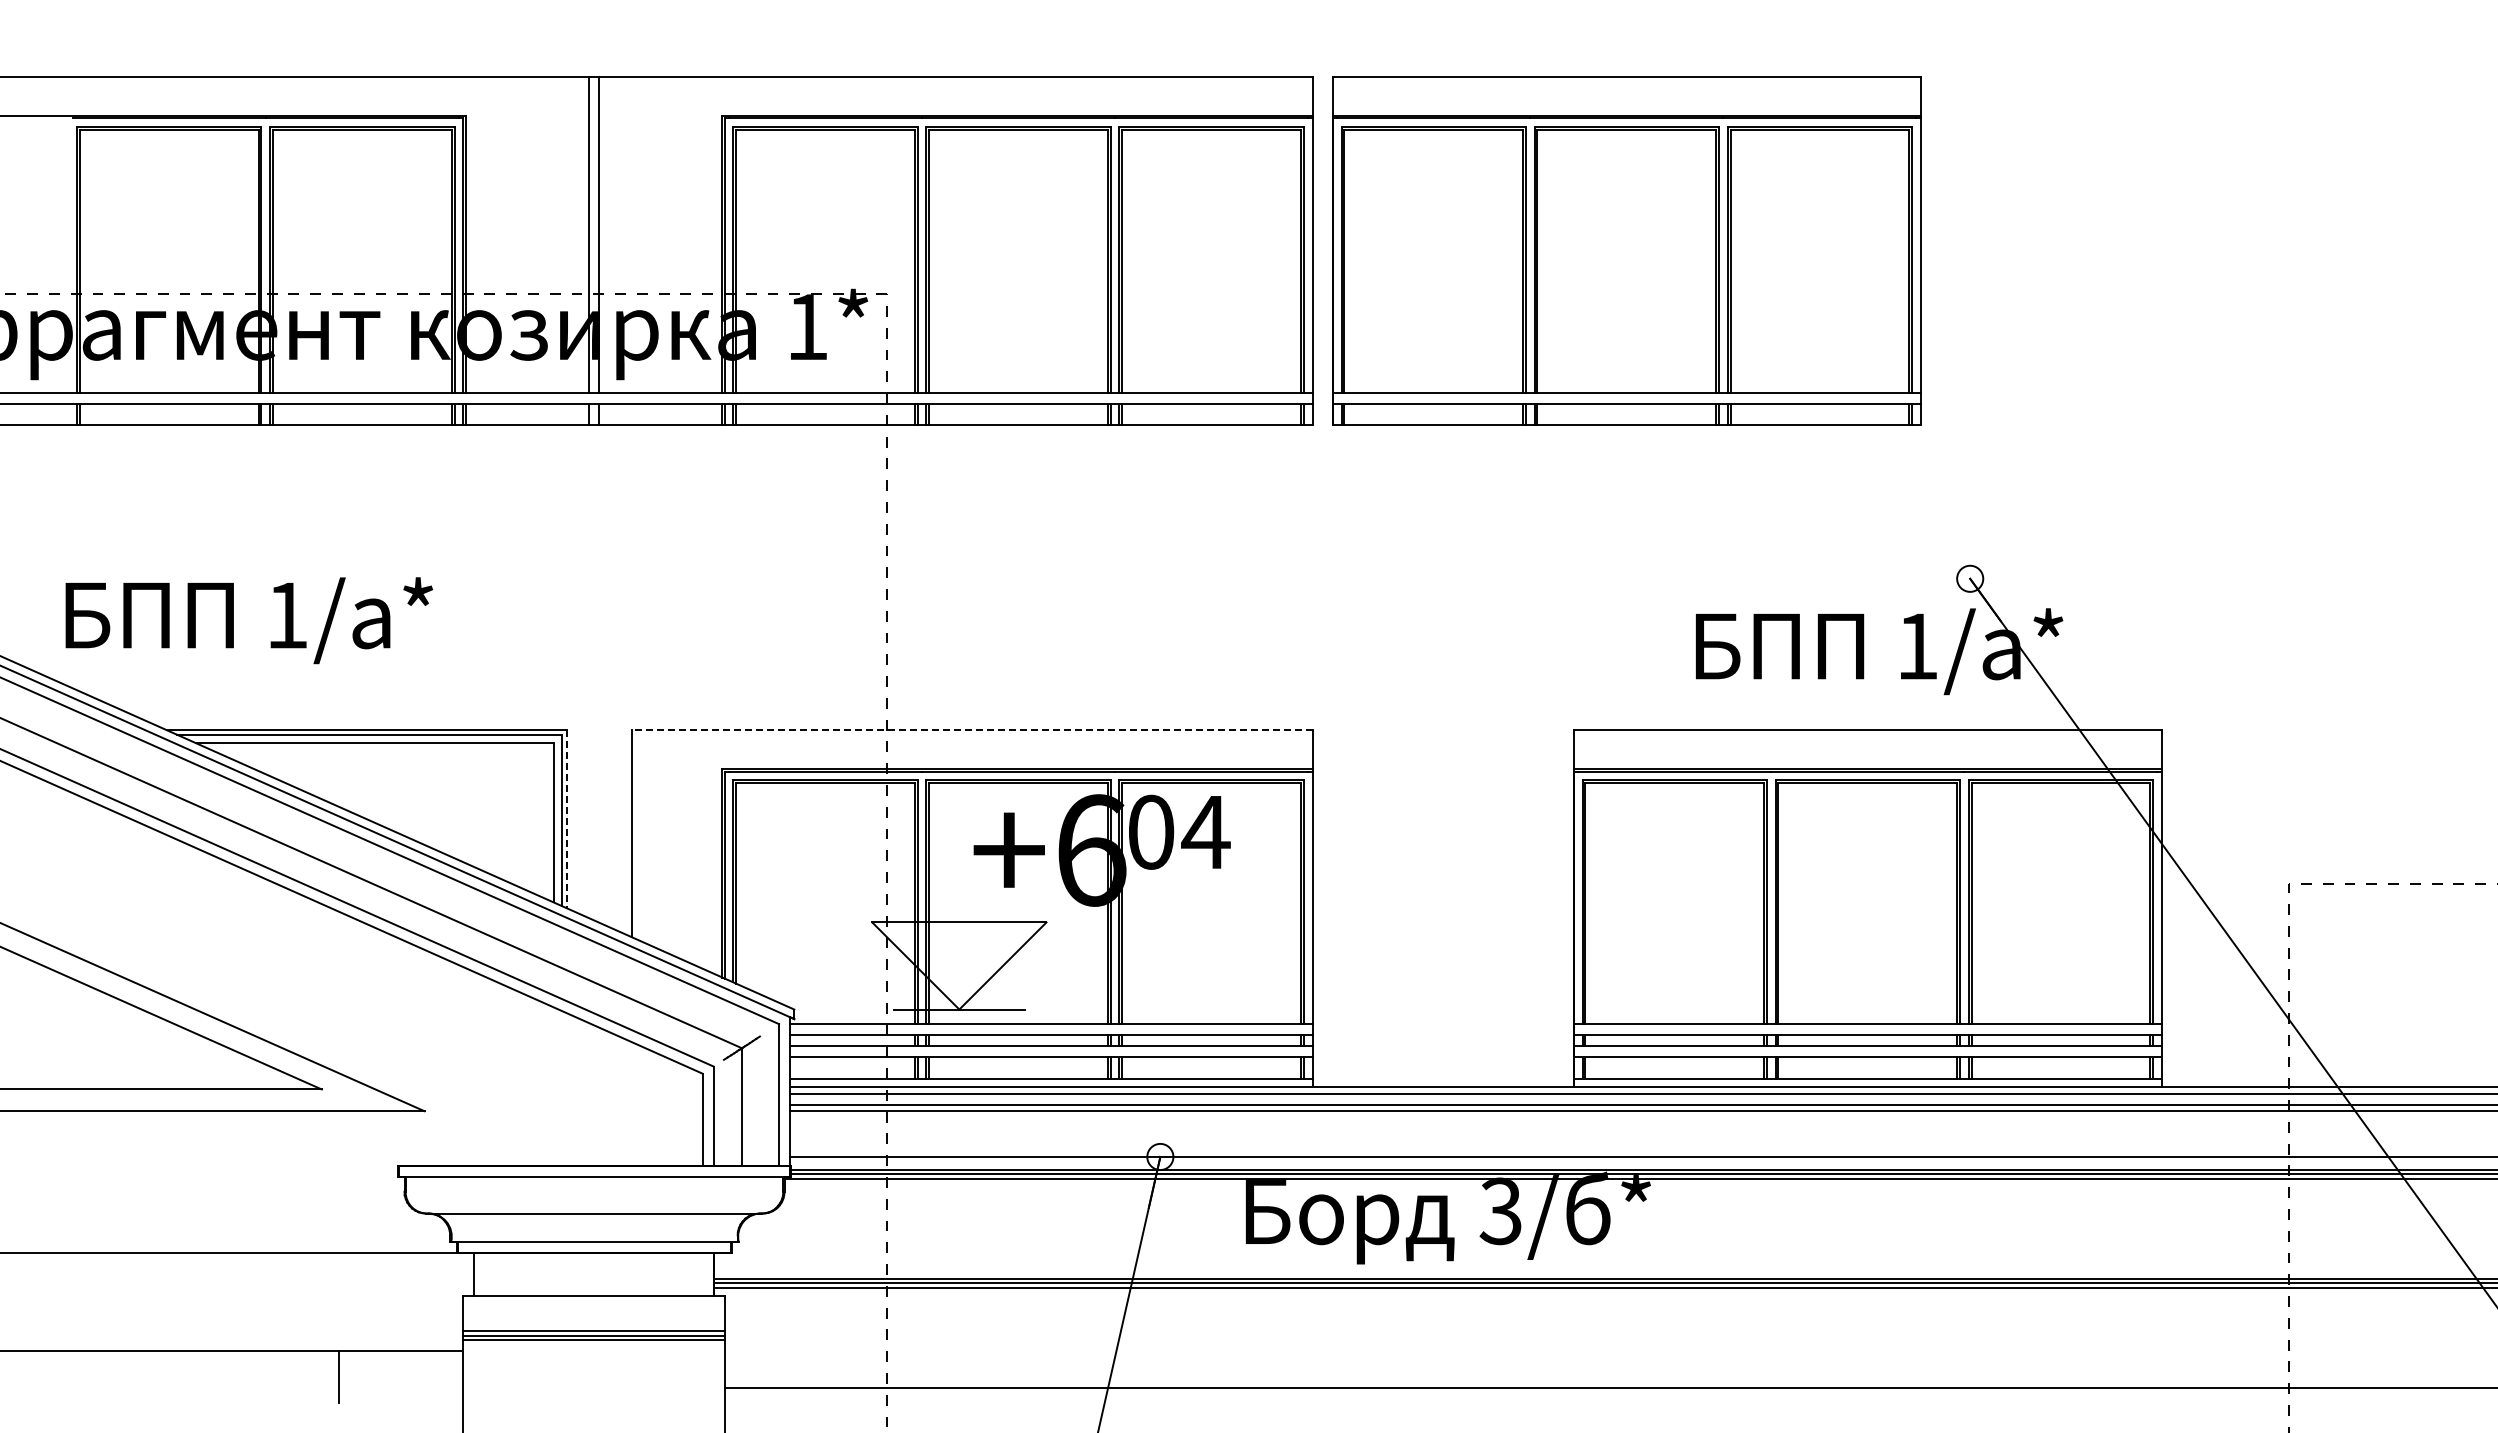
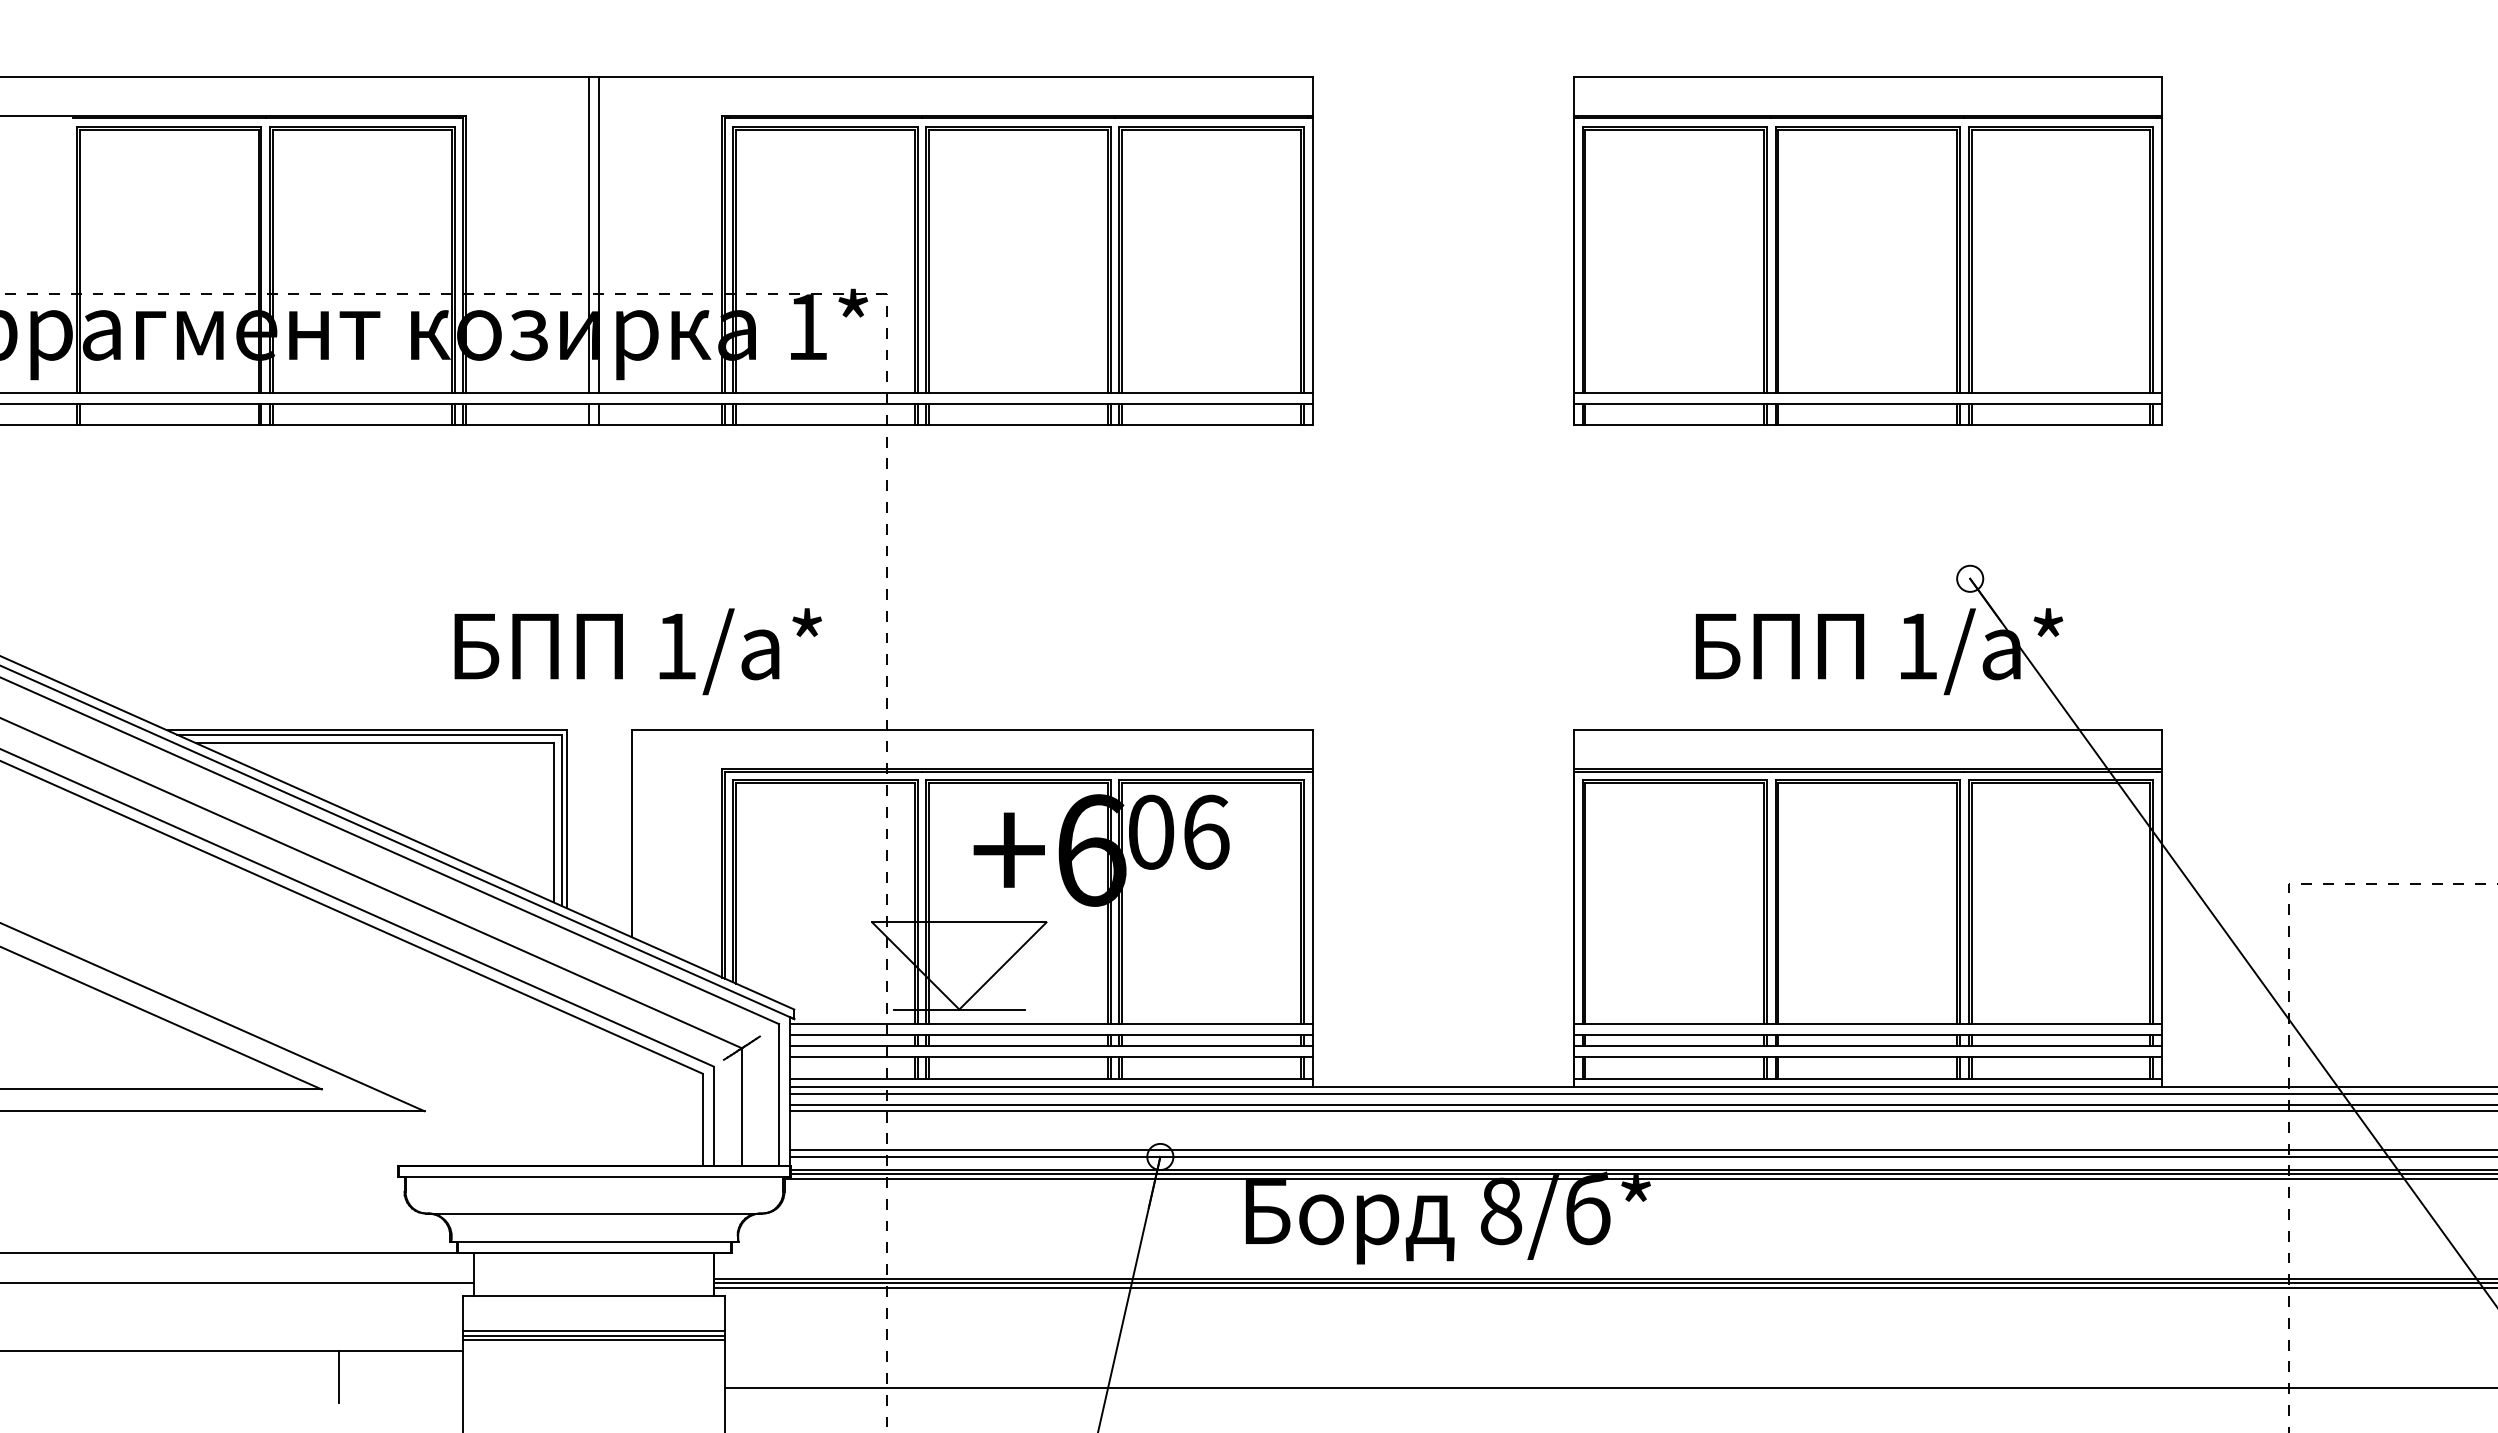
part position: (1626, 250) -> (1867, 250) (1867, 250)
text position: (248, 620) -> (637, 651) (637, 651)
line: dashed -> solid (971, 730)
line: dashed -> solid (566, 819)
text: 04 -> 06 (1205, 831)
line: none -> present (1641, 1150)
text: 3/ -> 8/ (1500, 1211)
line: none -> present (238, 1283)
